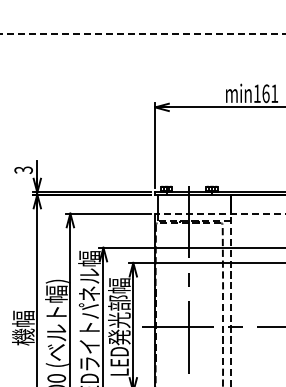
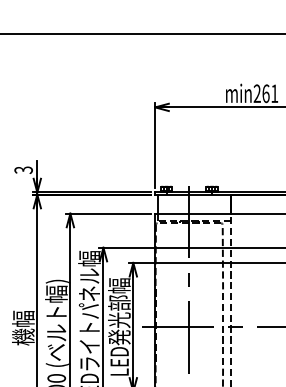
line: dashed -> solid (142, 33)
text: min161 -> min261 (256, 93)
line: dashed -> solid (220, 213)
